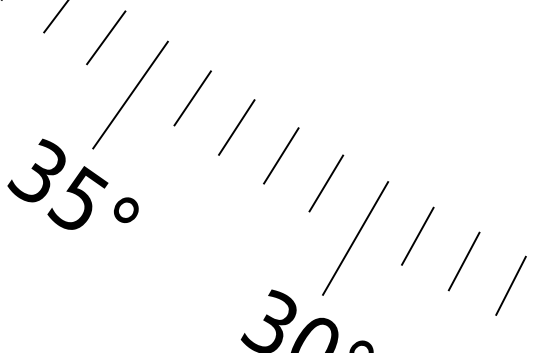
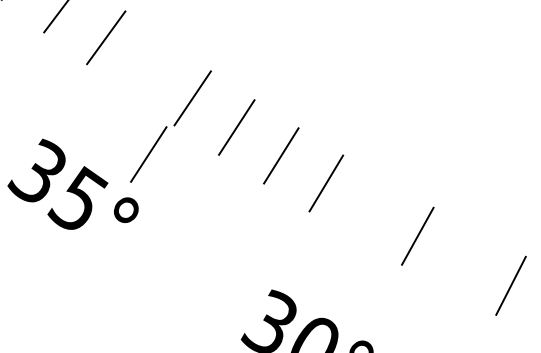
line: present -> none (130, 94)
line: none -> present (148, 154)
line: present -> none (355, 238)
line: present -> none (463, 261)
